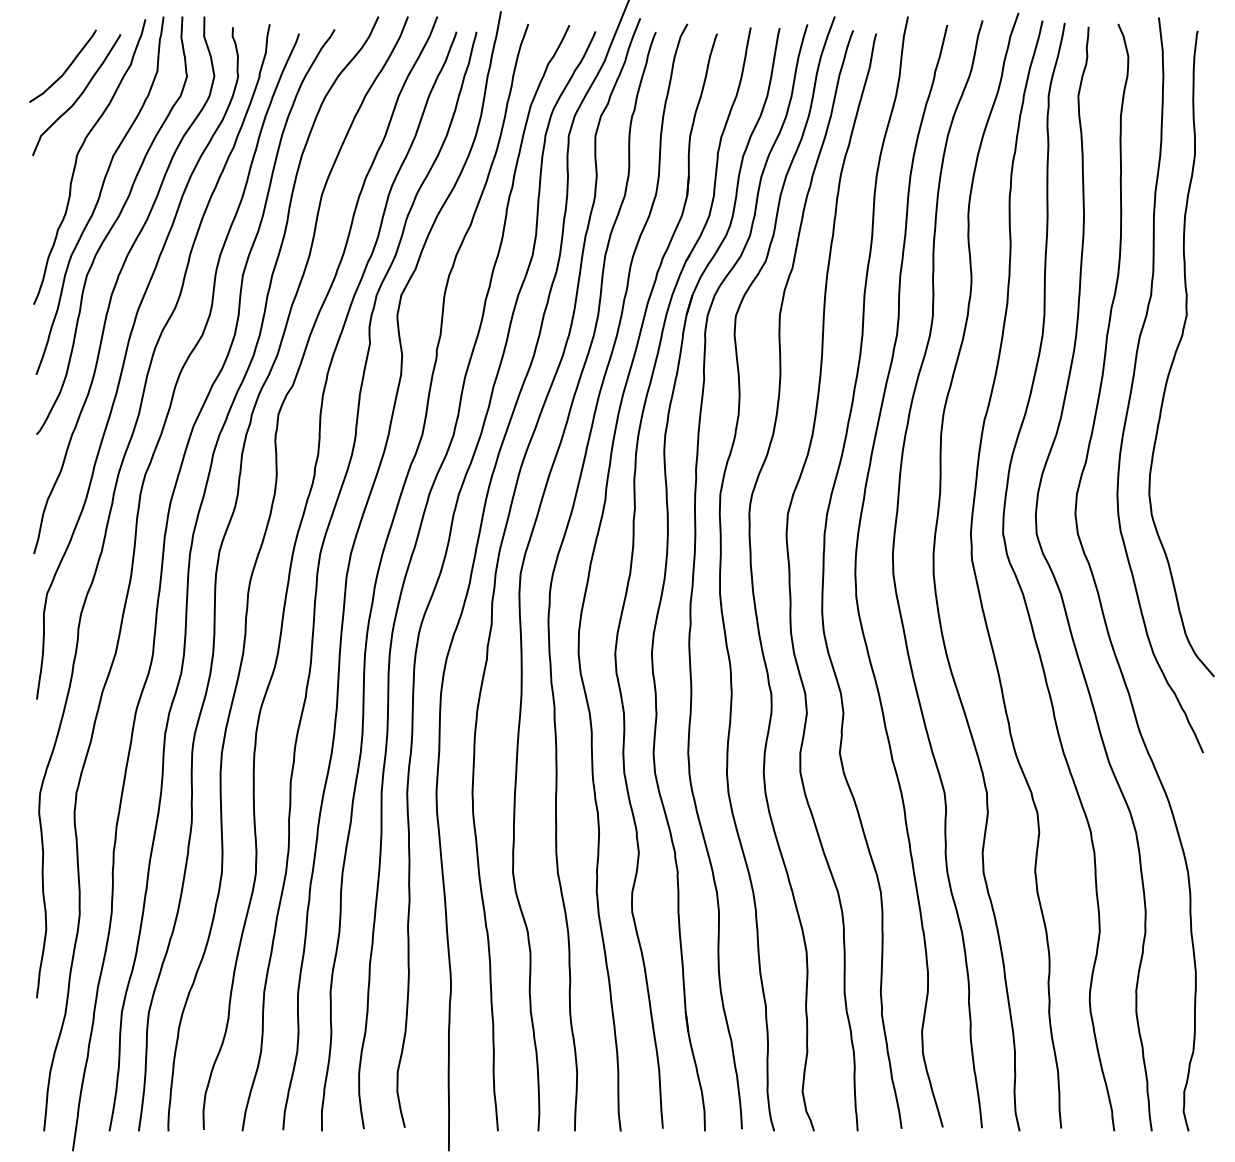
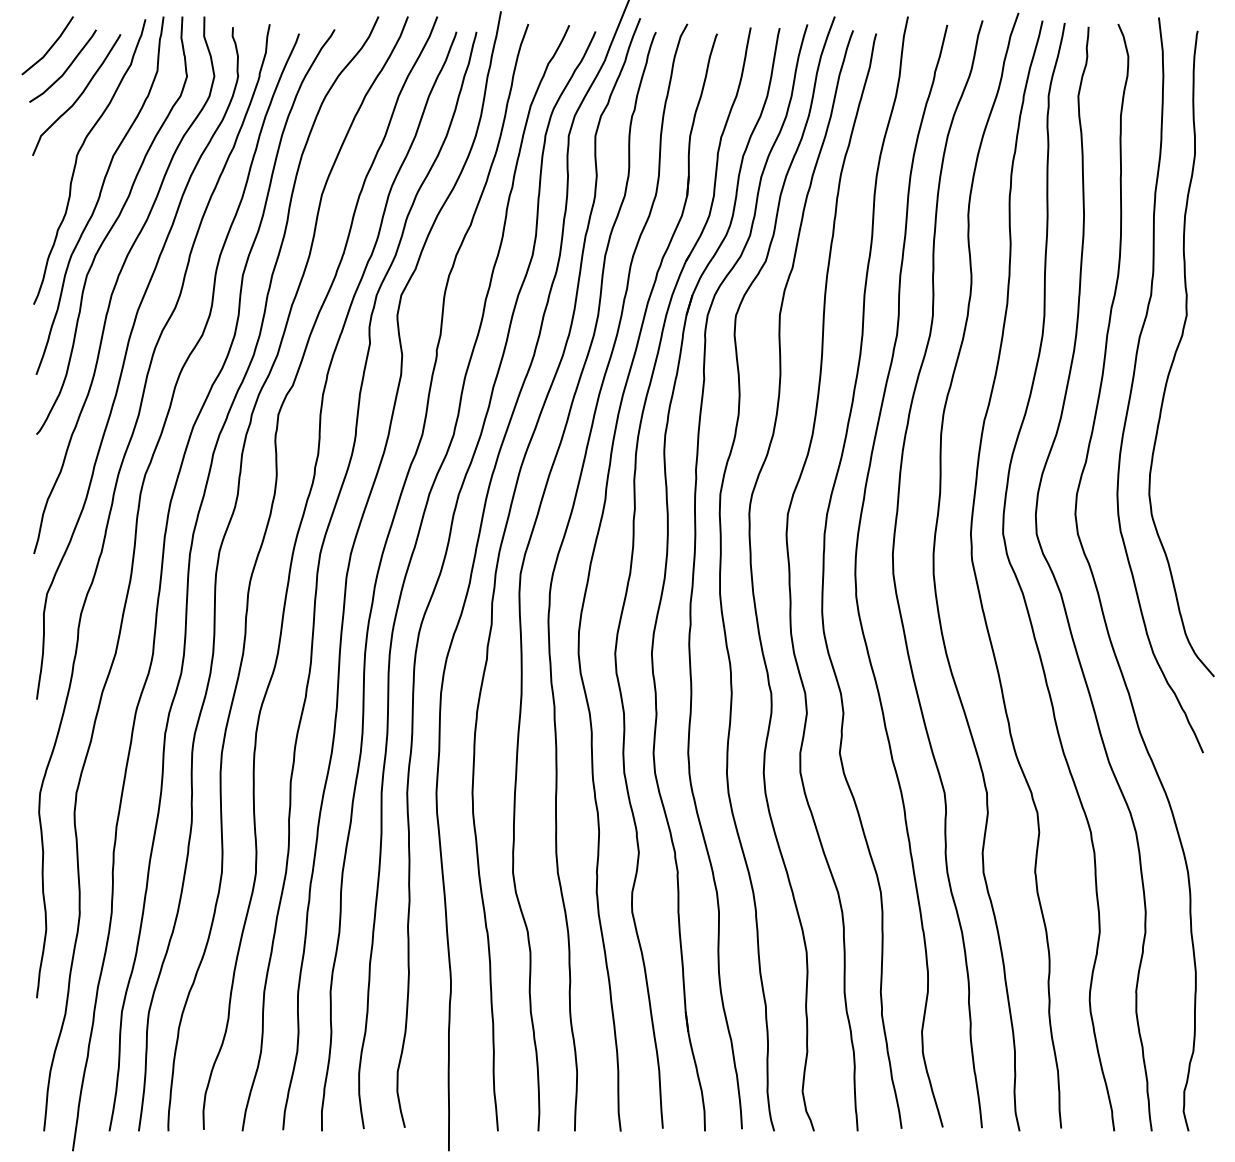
line: none -> present (50, 46)
